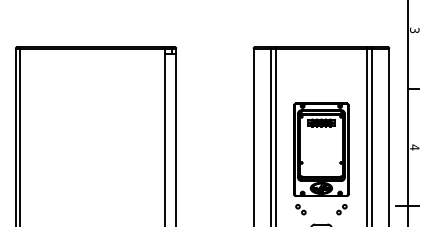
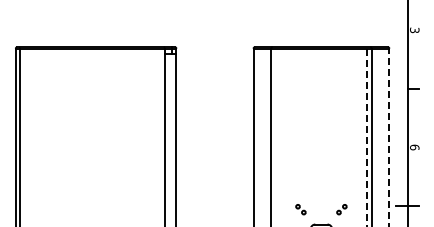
line: present -> none (275, 135)
line: solid -> dashed (366, 137)
line: solid -> dashed (389, 137)
text: 4 -> 6 (414, 147)
part: present -> none (321, 149)
